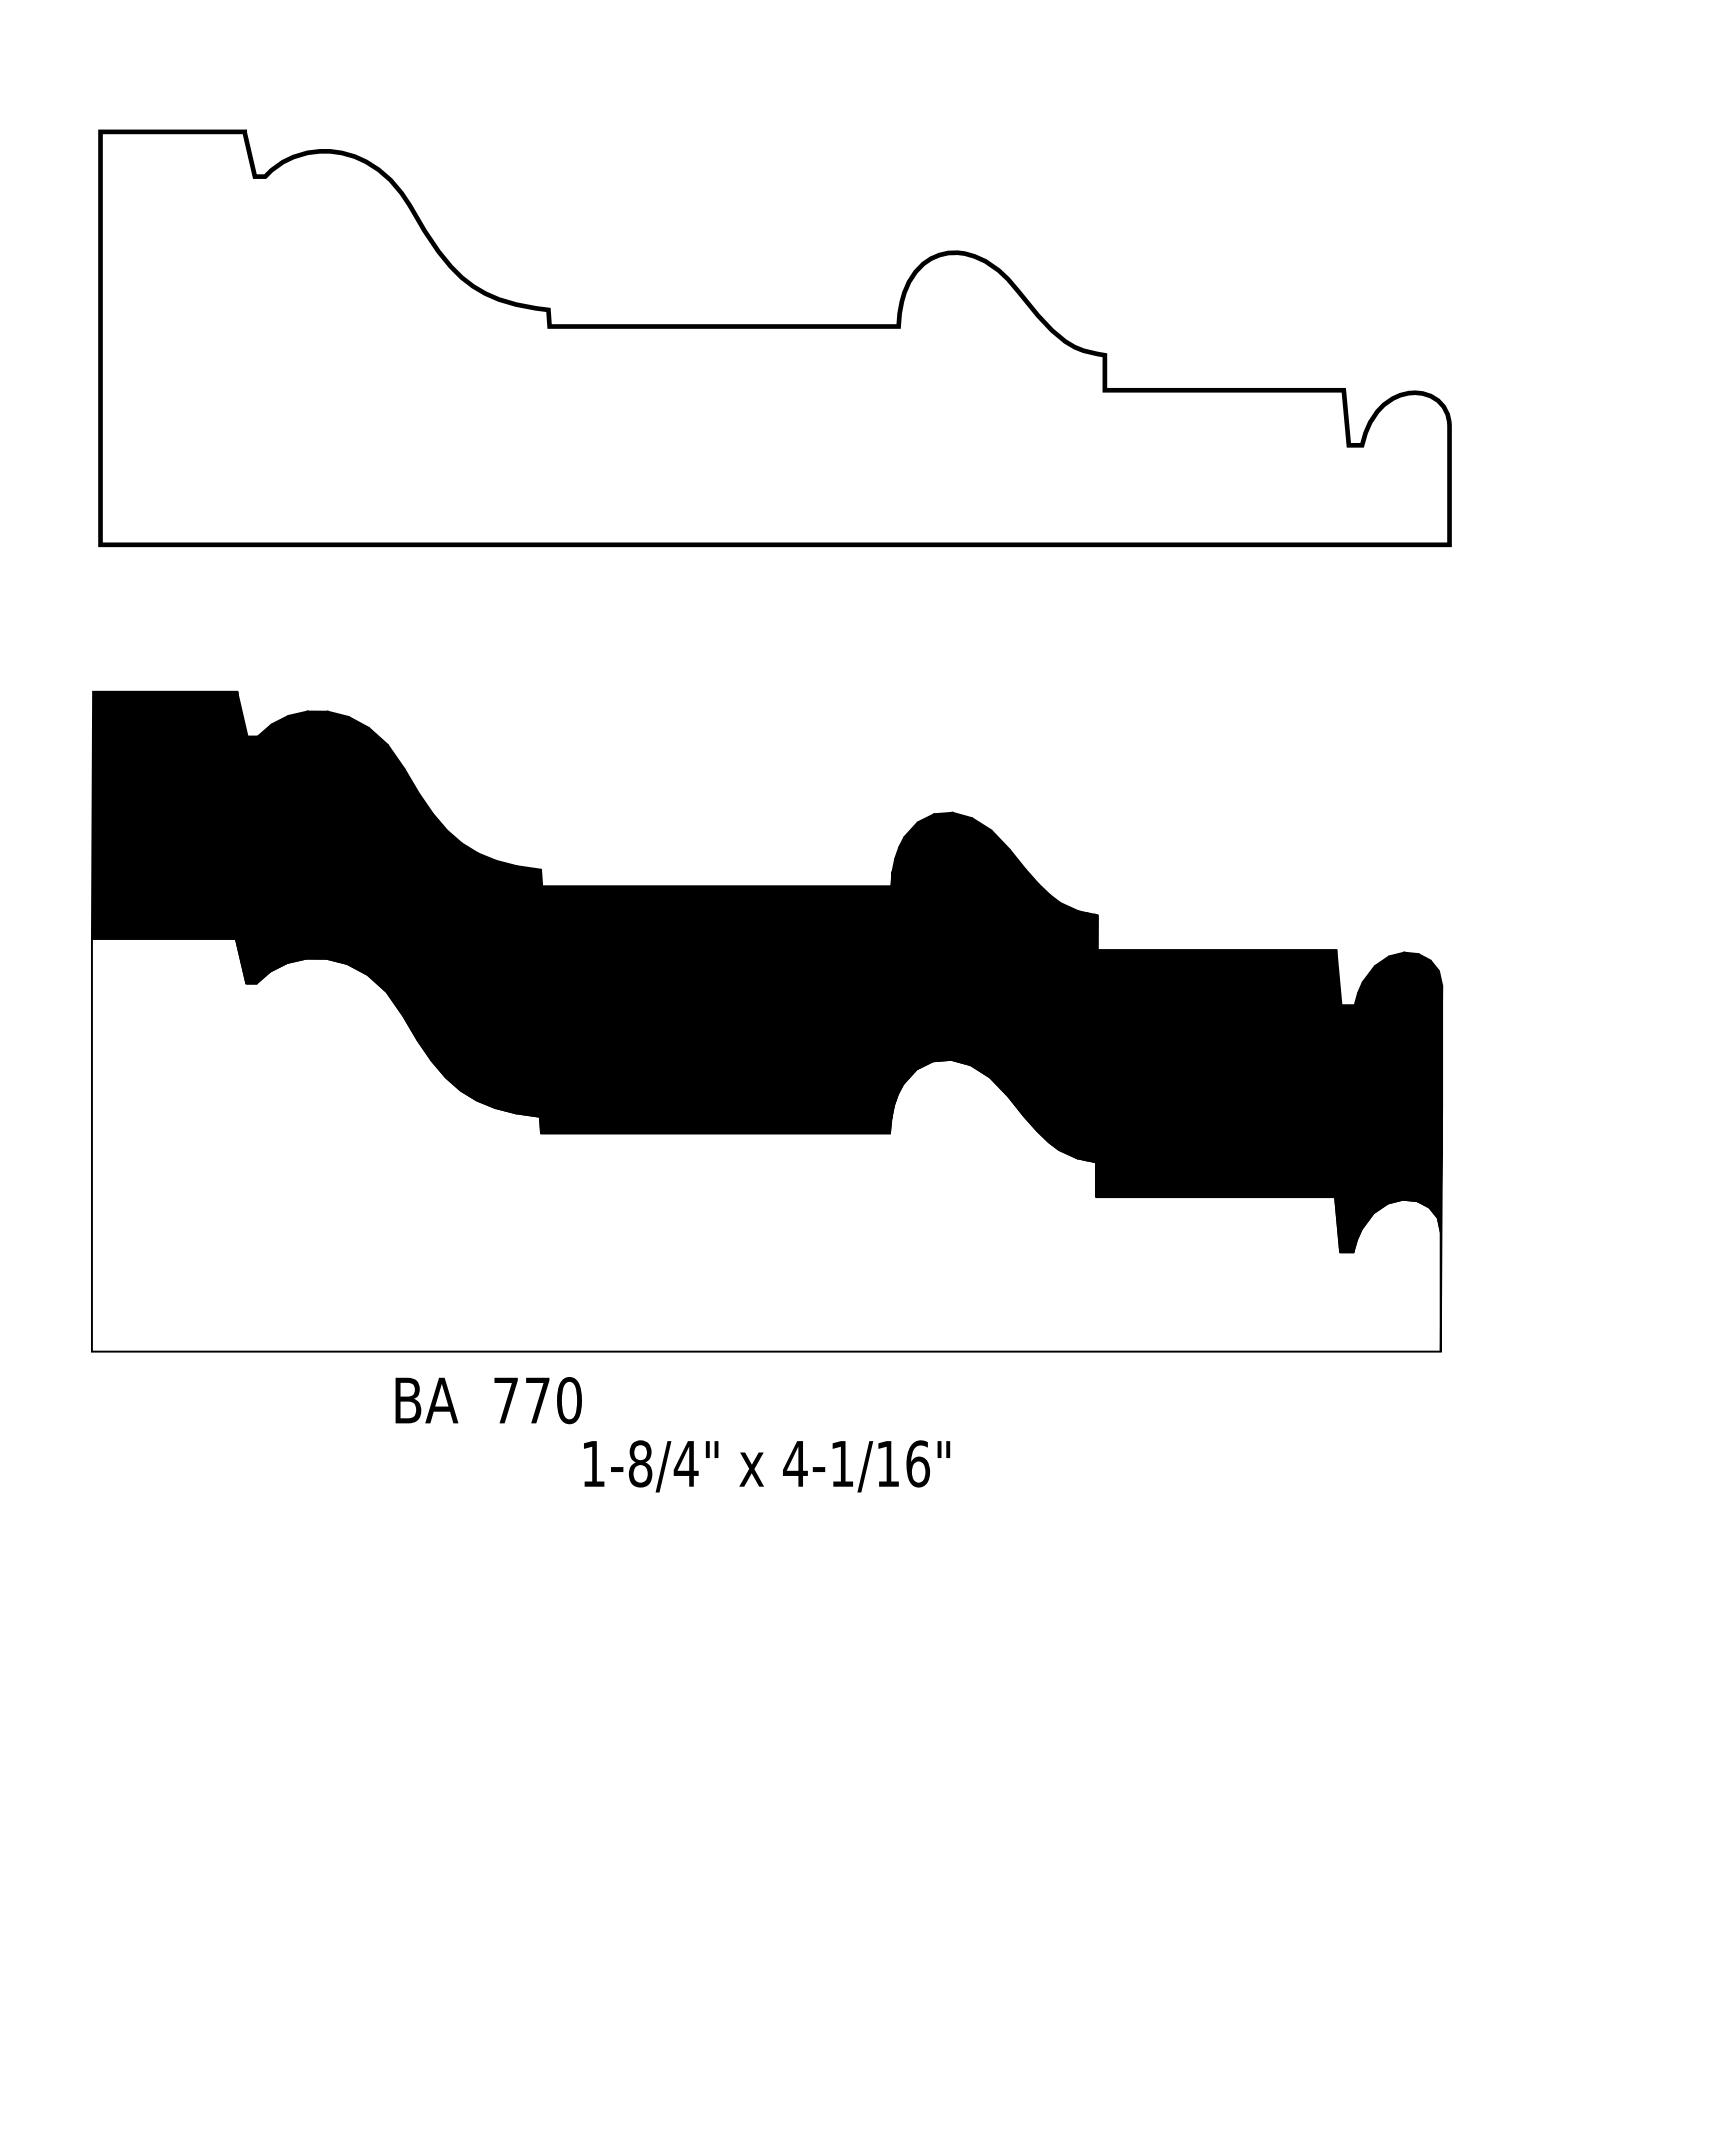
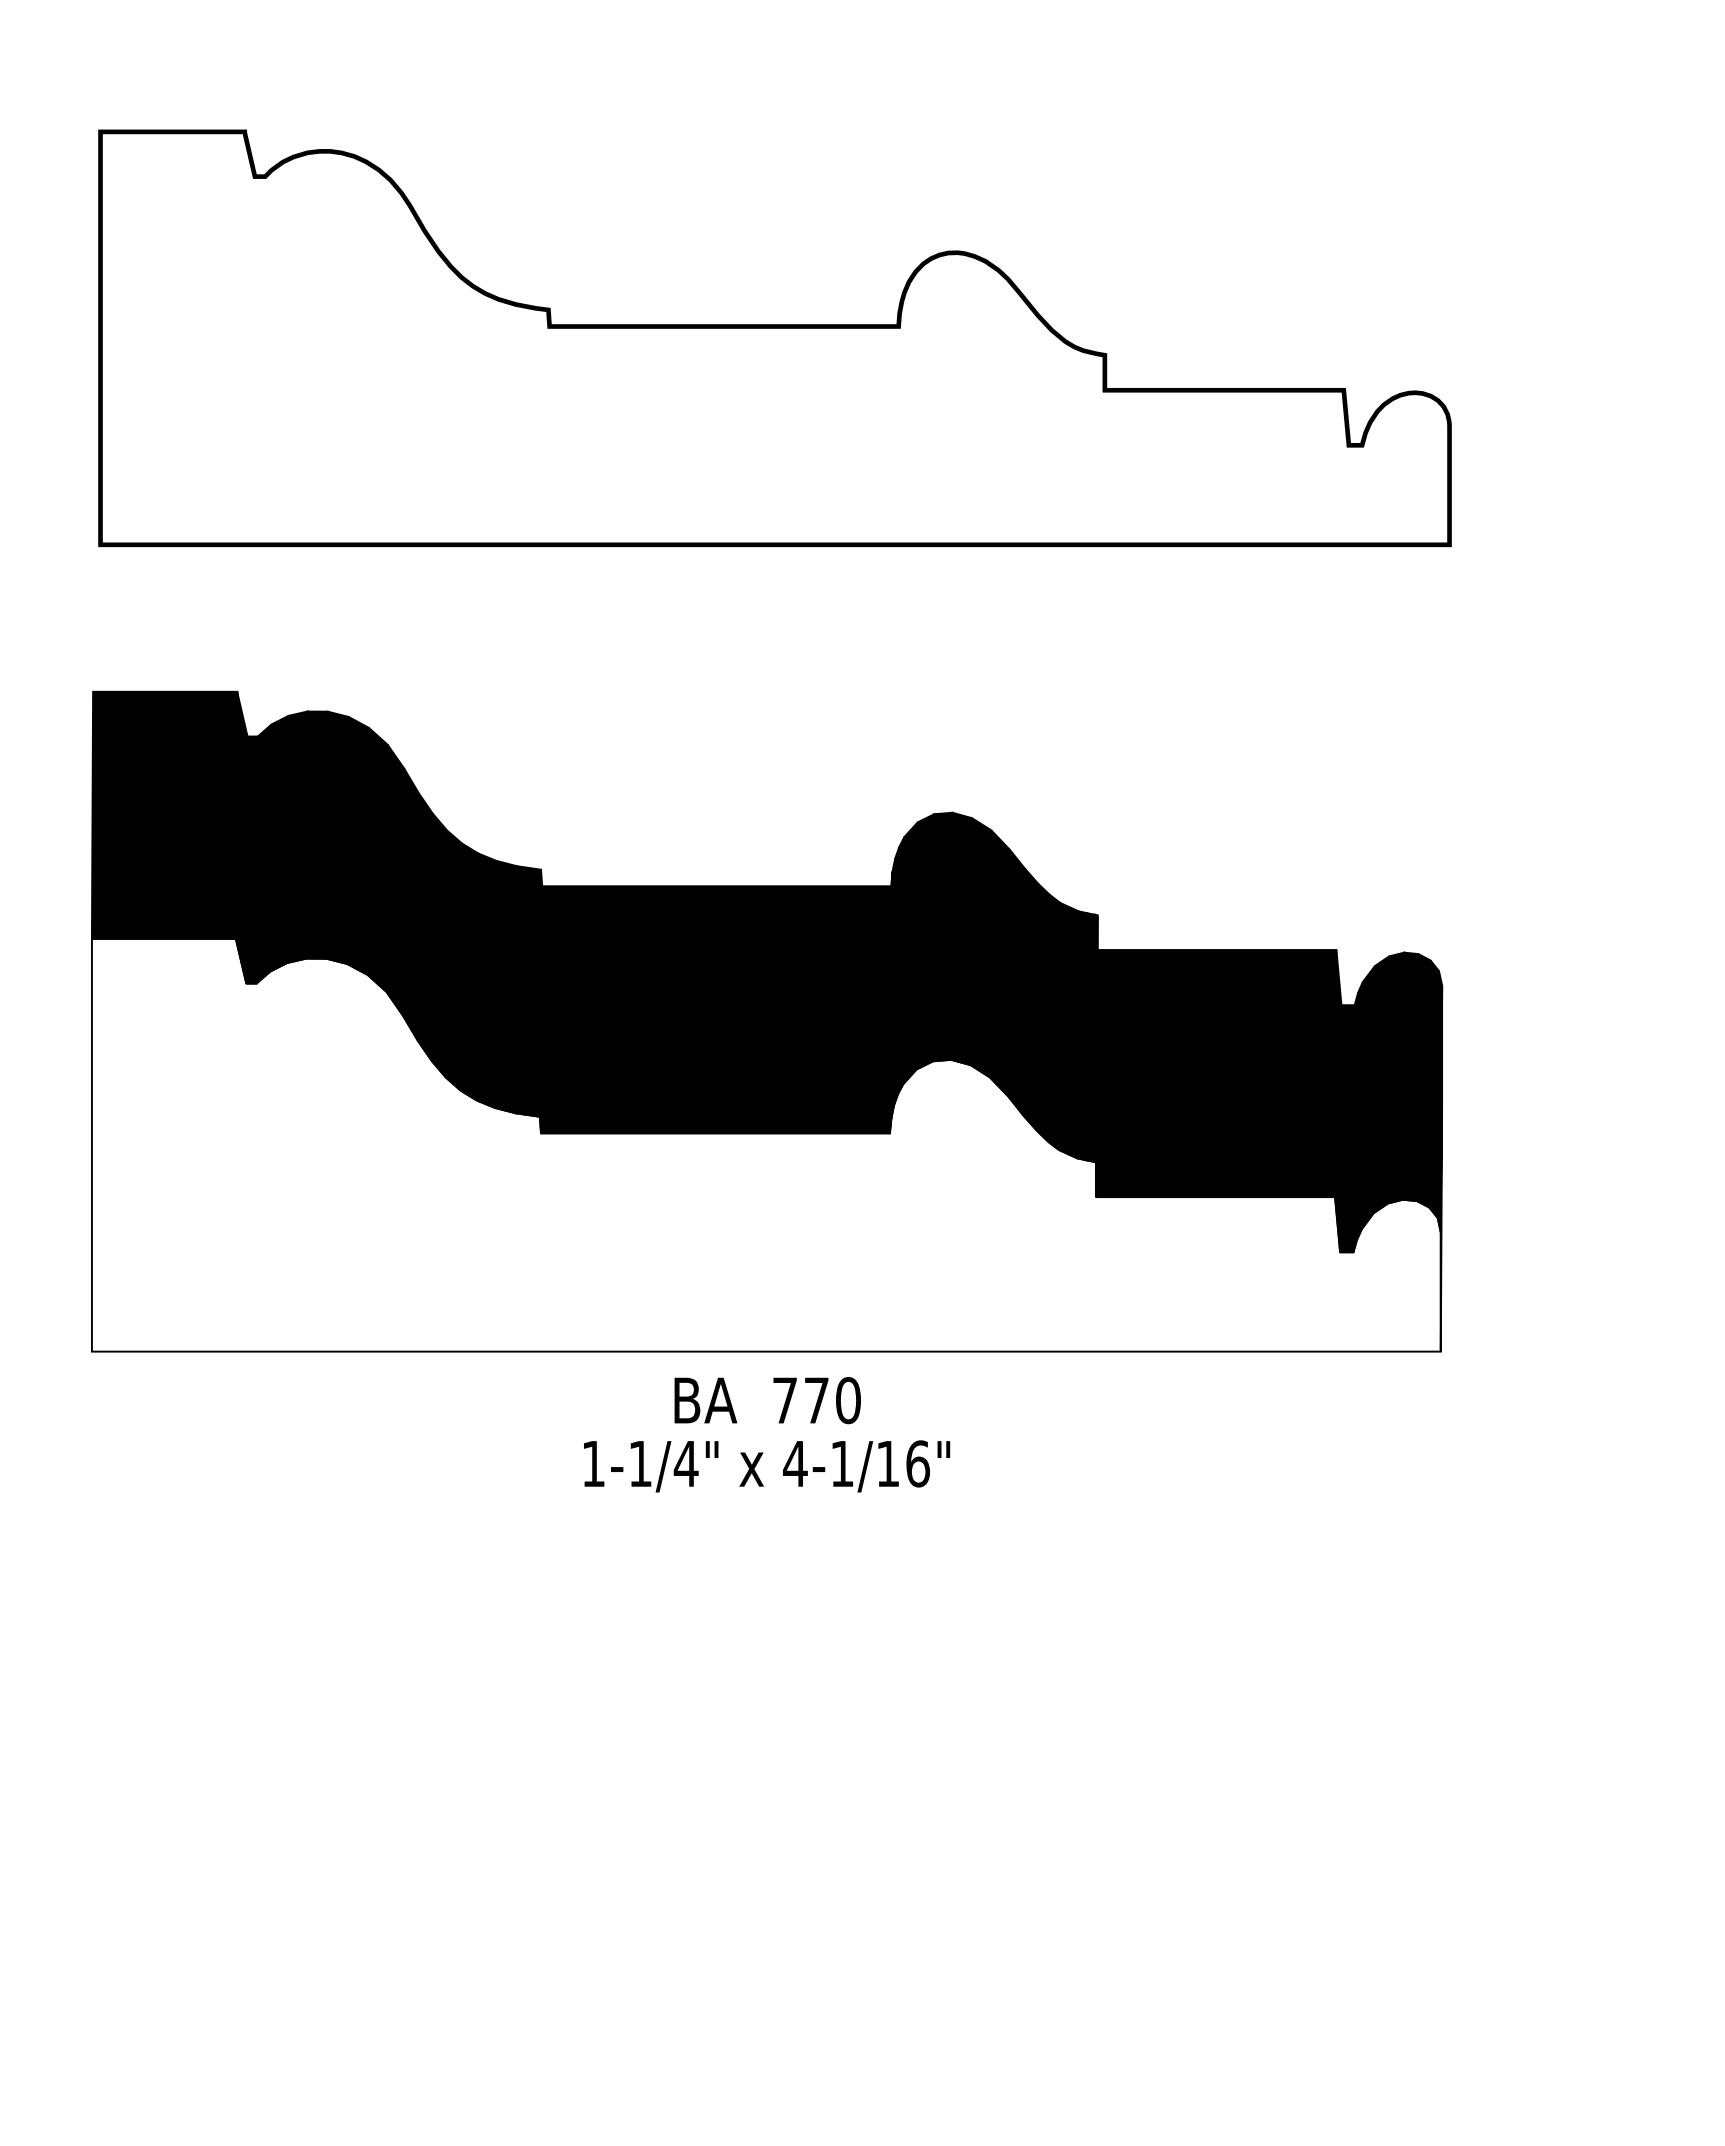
text position: (488, 1400) -> (767, 1400) (767, 1400)
text: 1-8/4" -> 1-1/4" (640, 1463)
